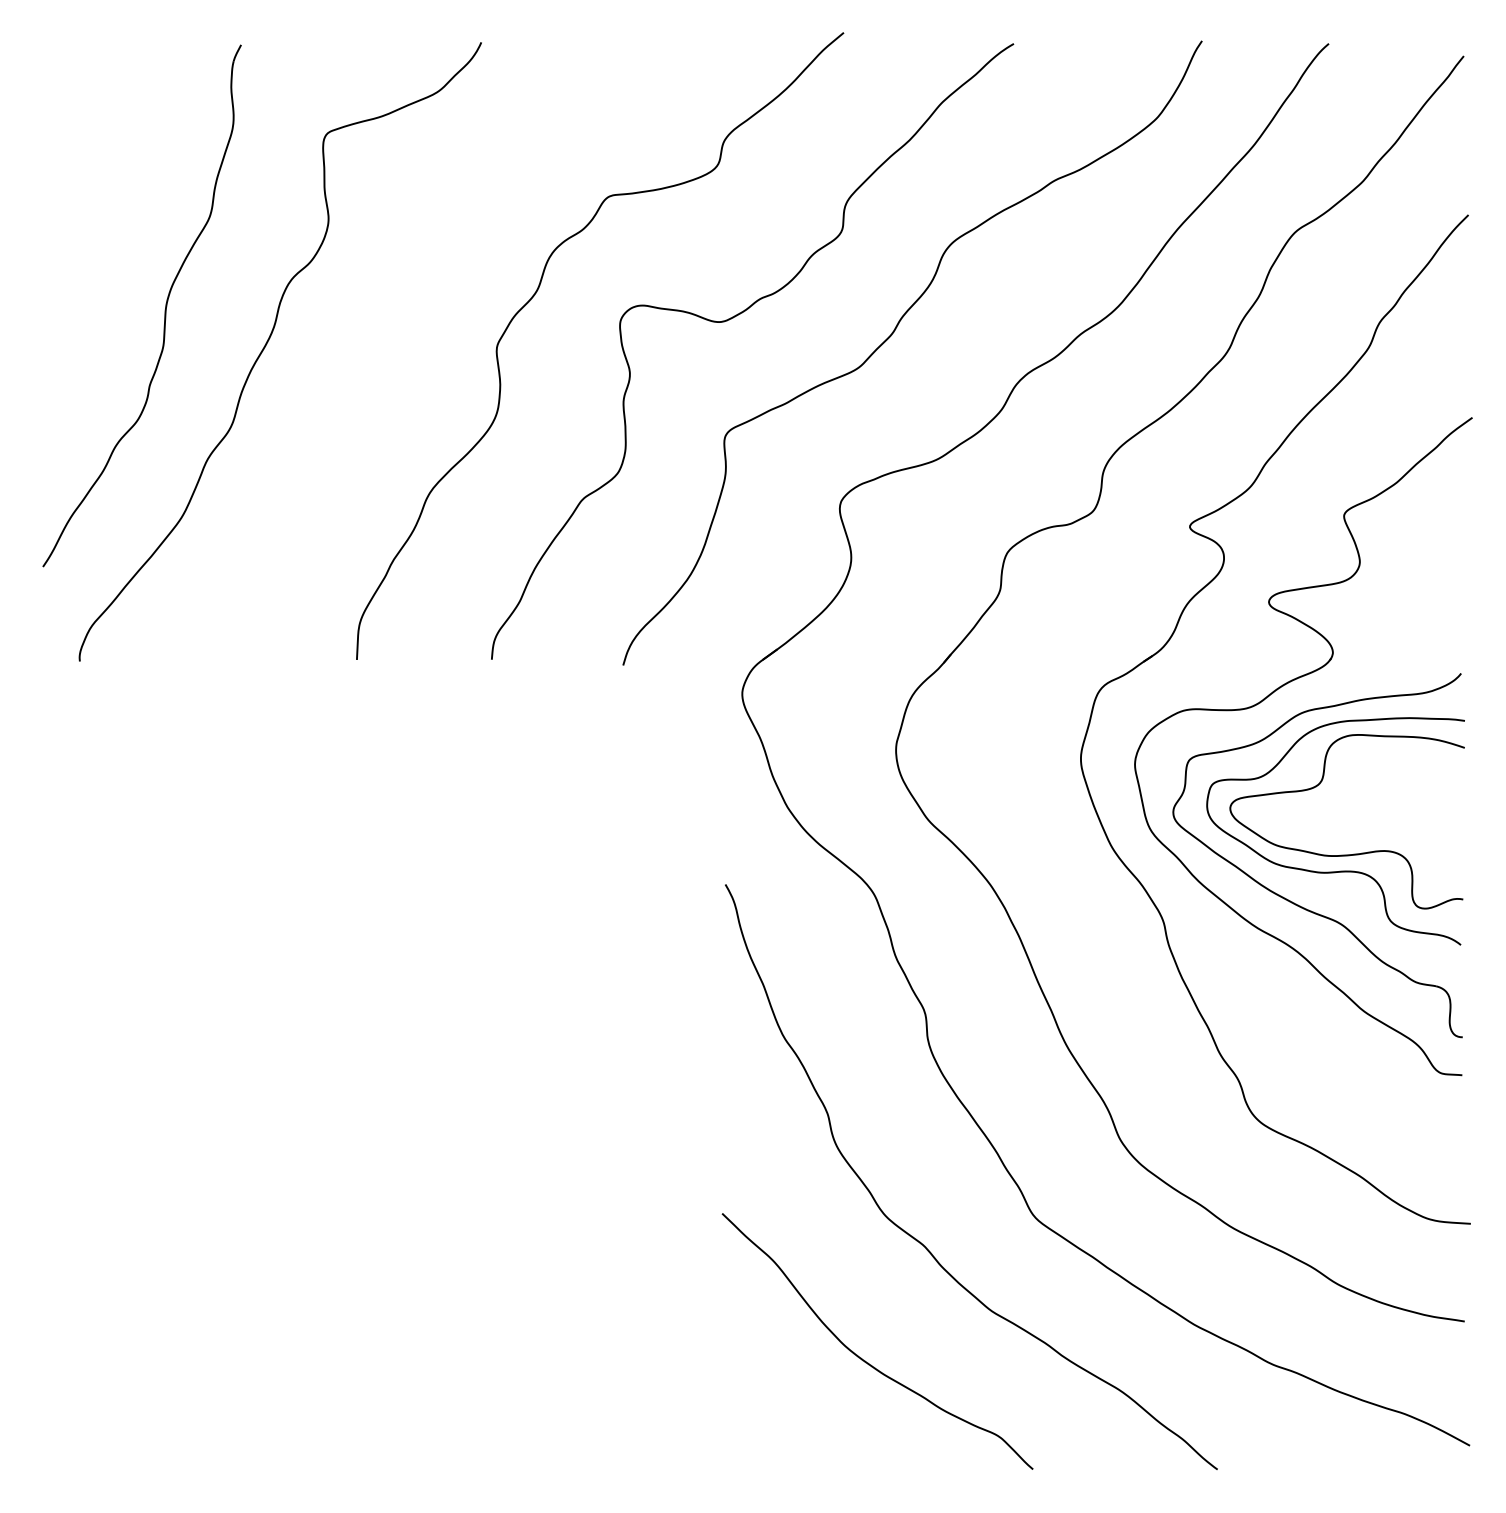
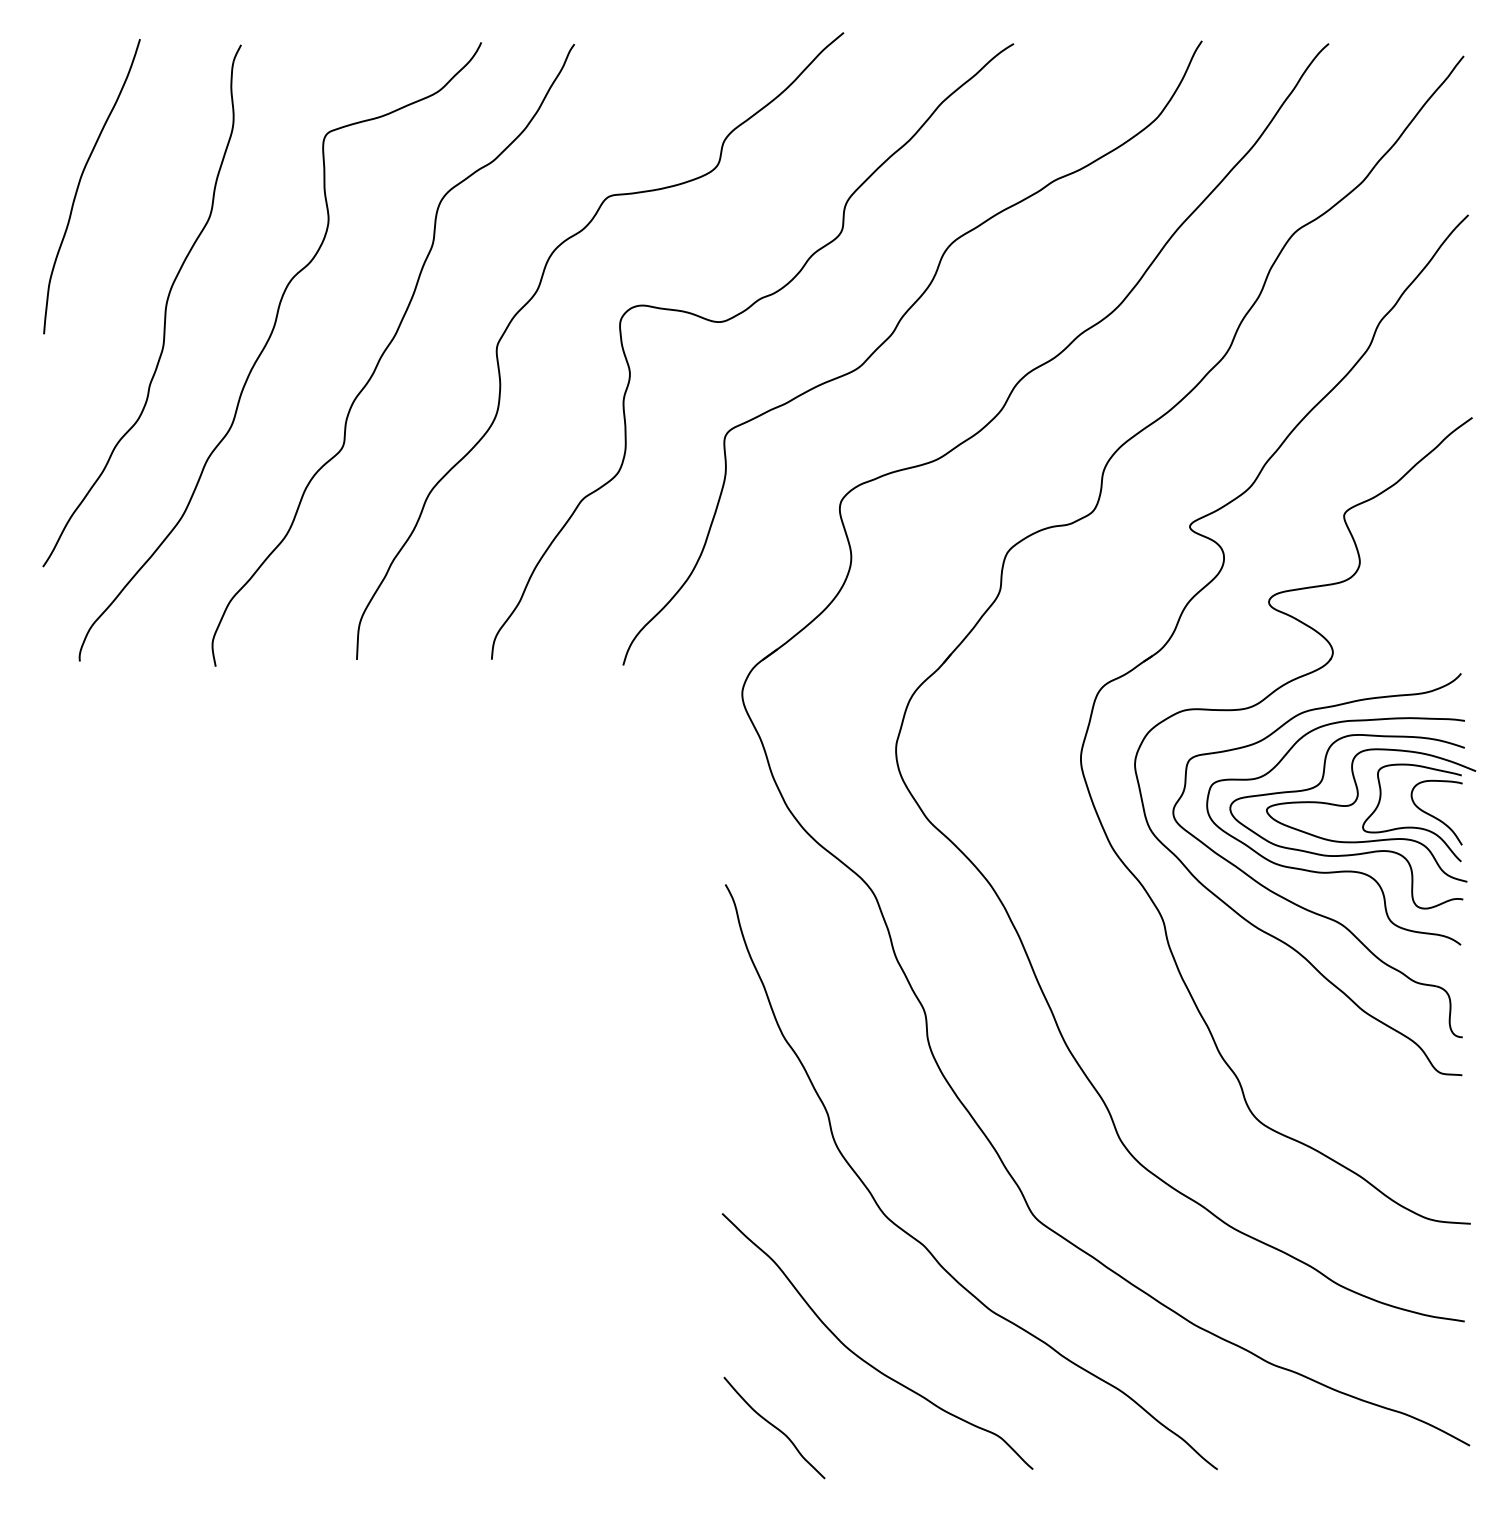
curve: none -> present (80, 182)
curve: none -> present (386, 350)
part: none -> present (1371, 815)
curve: none -> present (774, 1427)
